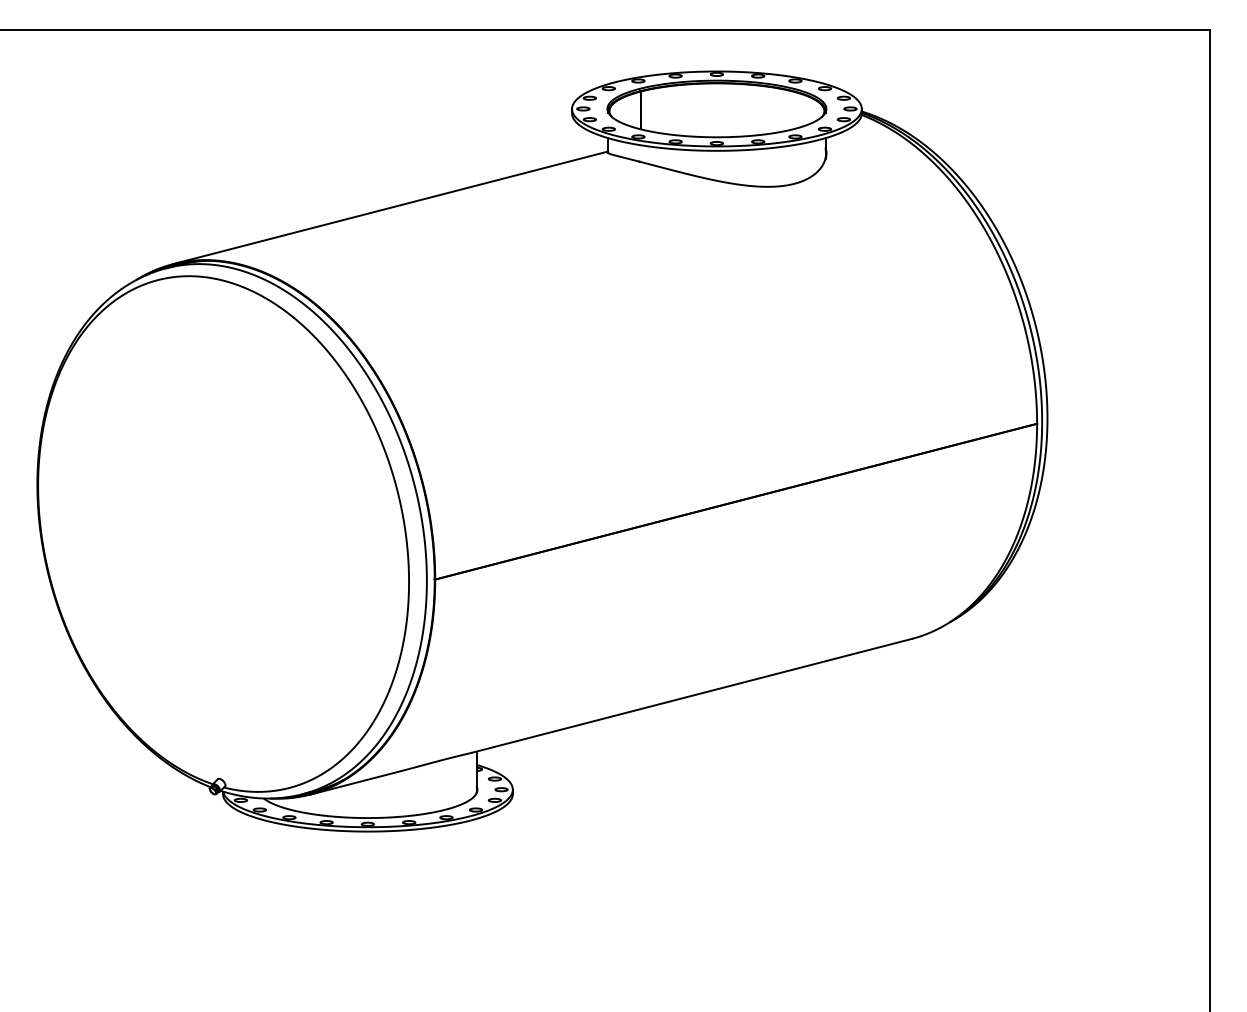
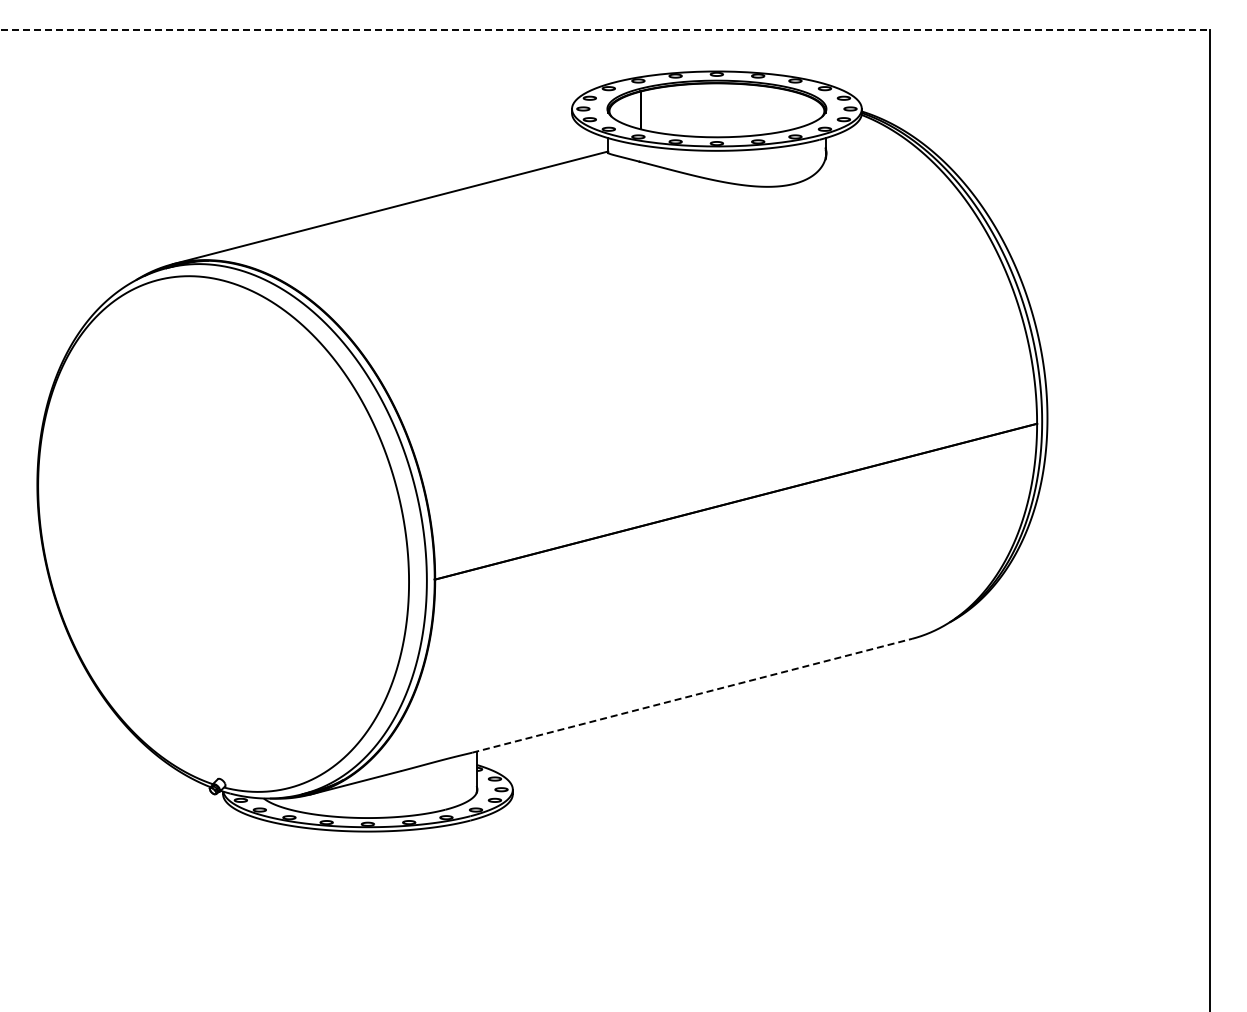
line: solid -> dashed (605, 30)
line: solid -> dashed (692, 695)
